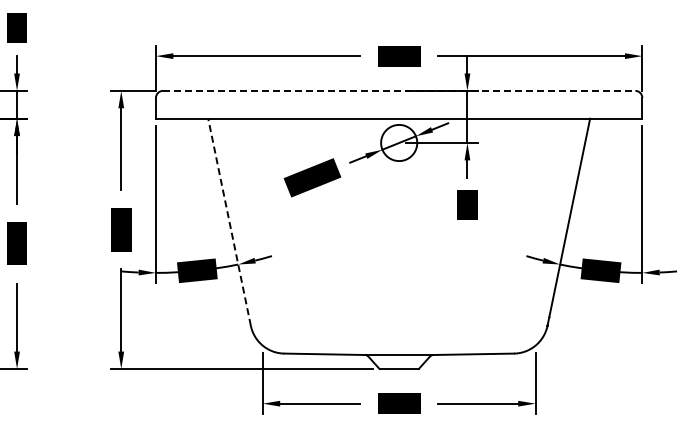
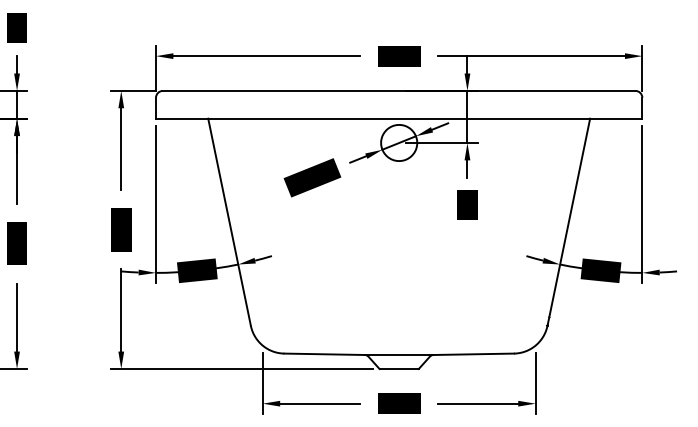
line: dashed -> solid (399, 90)
line: dashed -> solid (229, 222)
